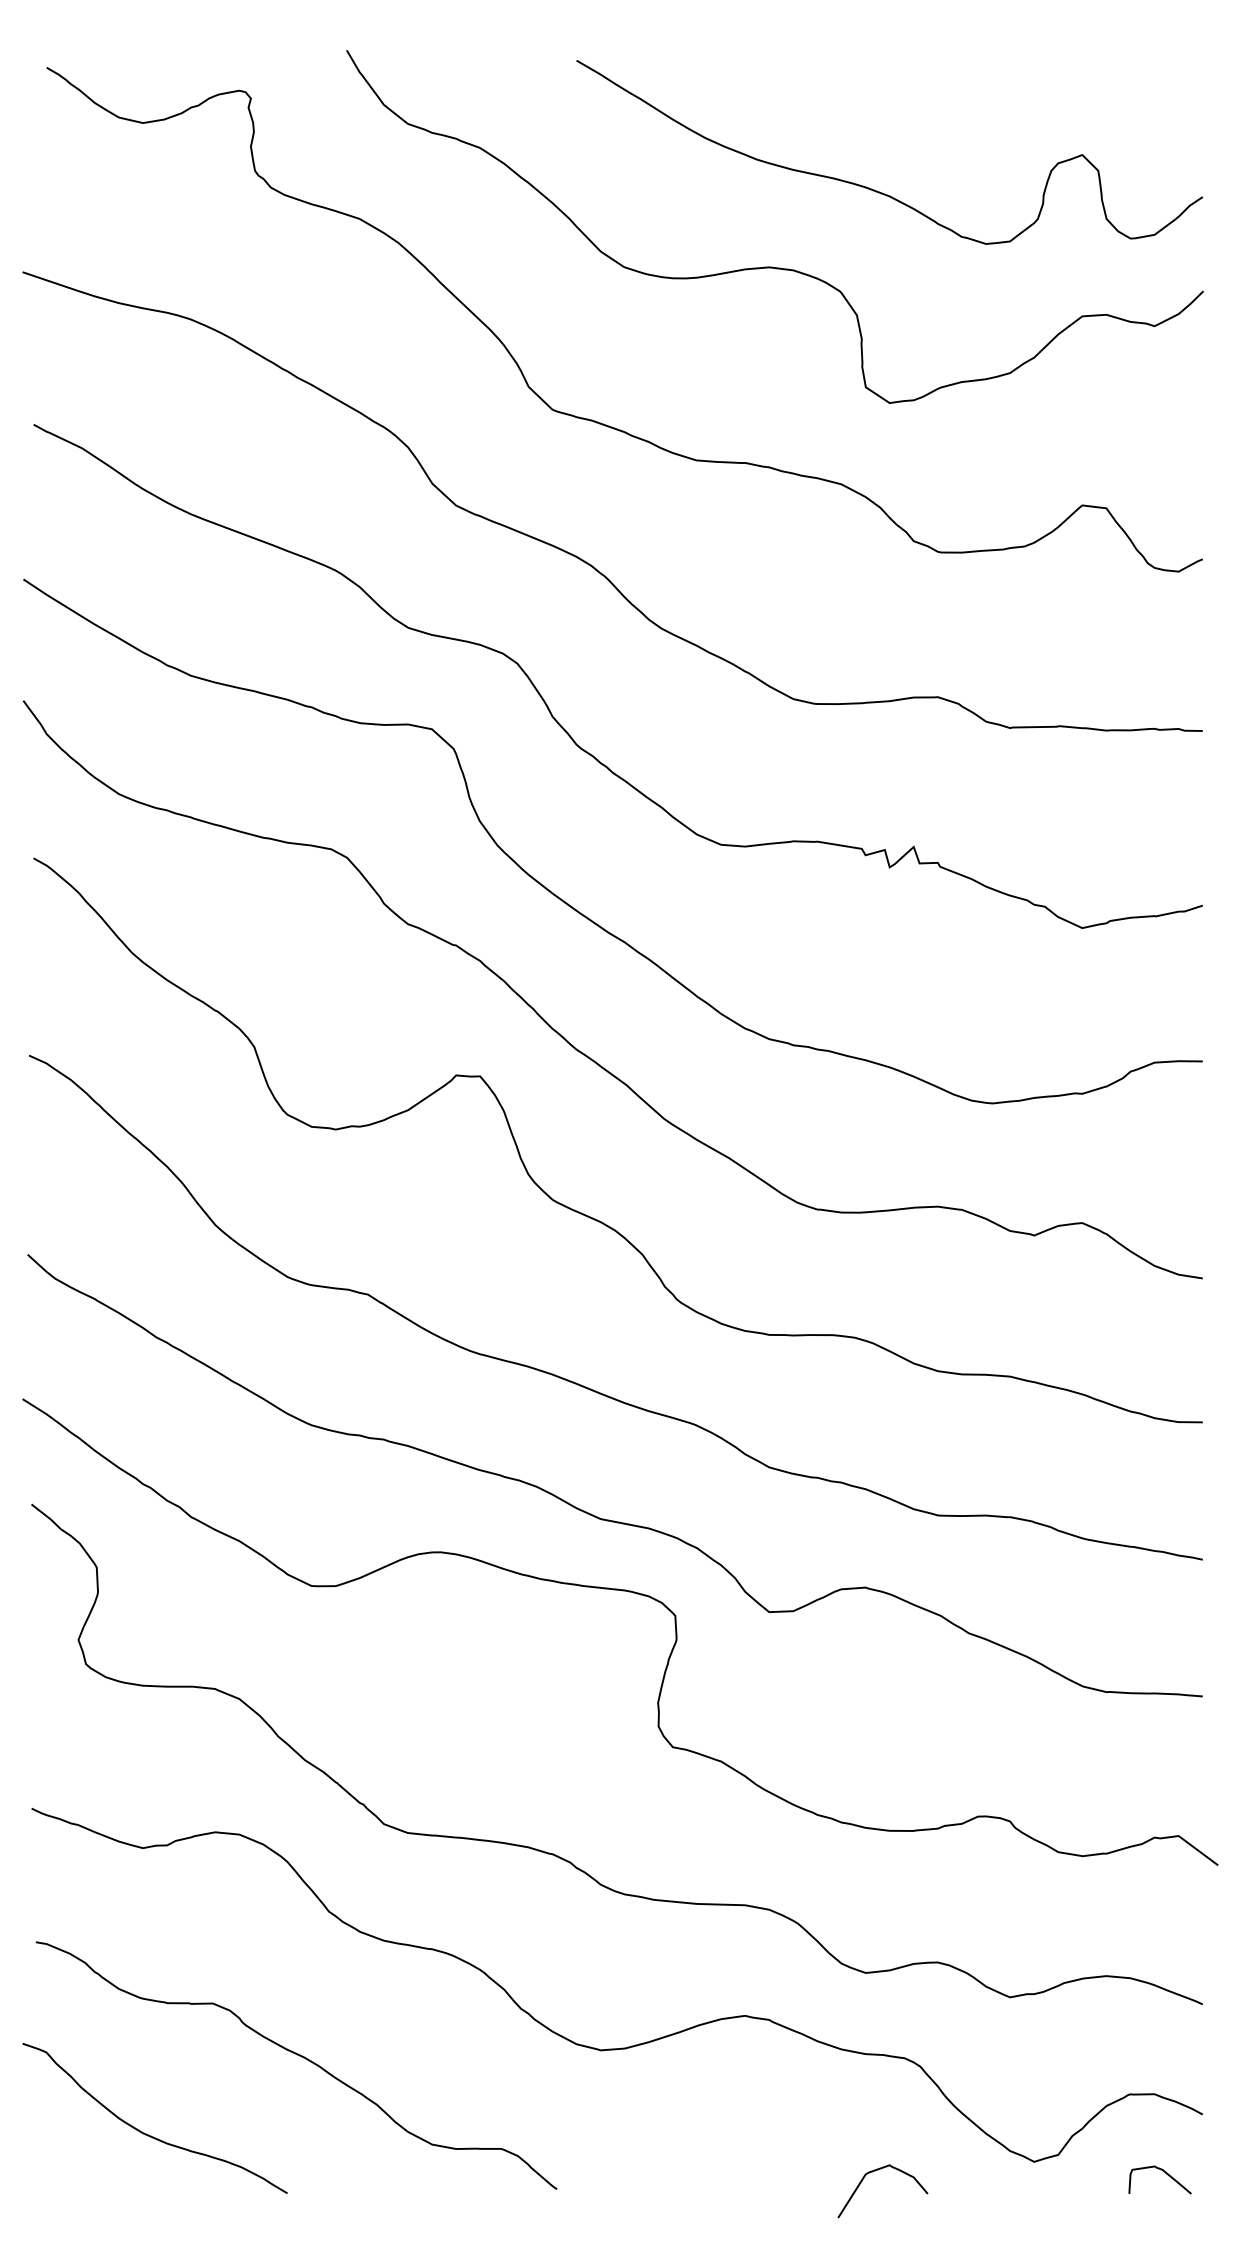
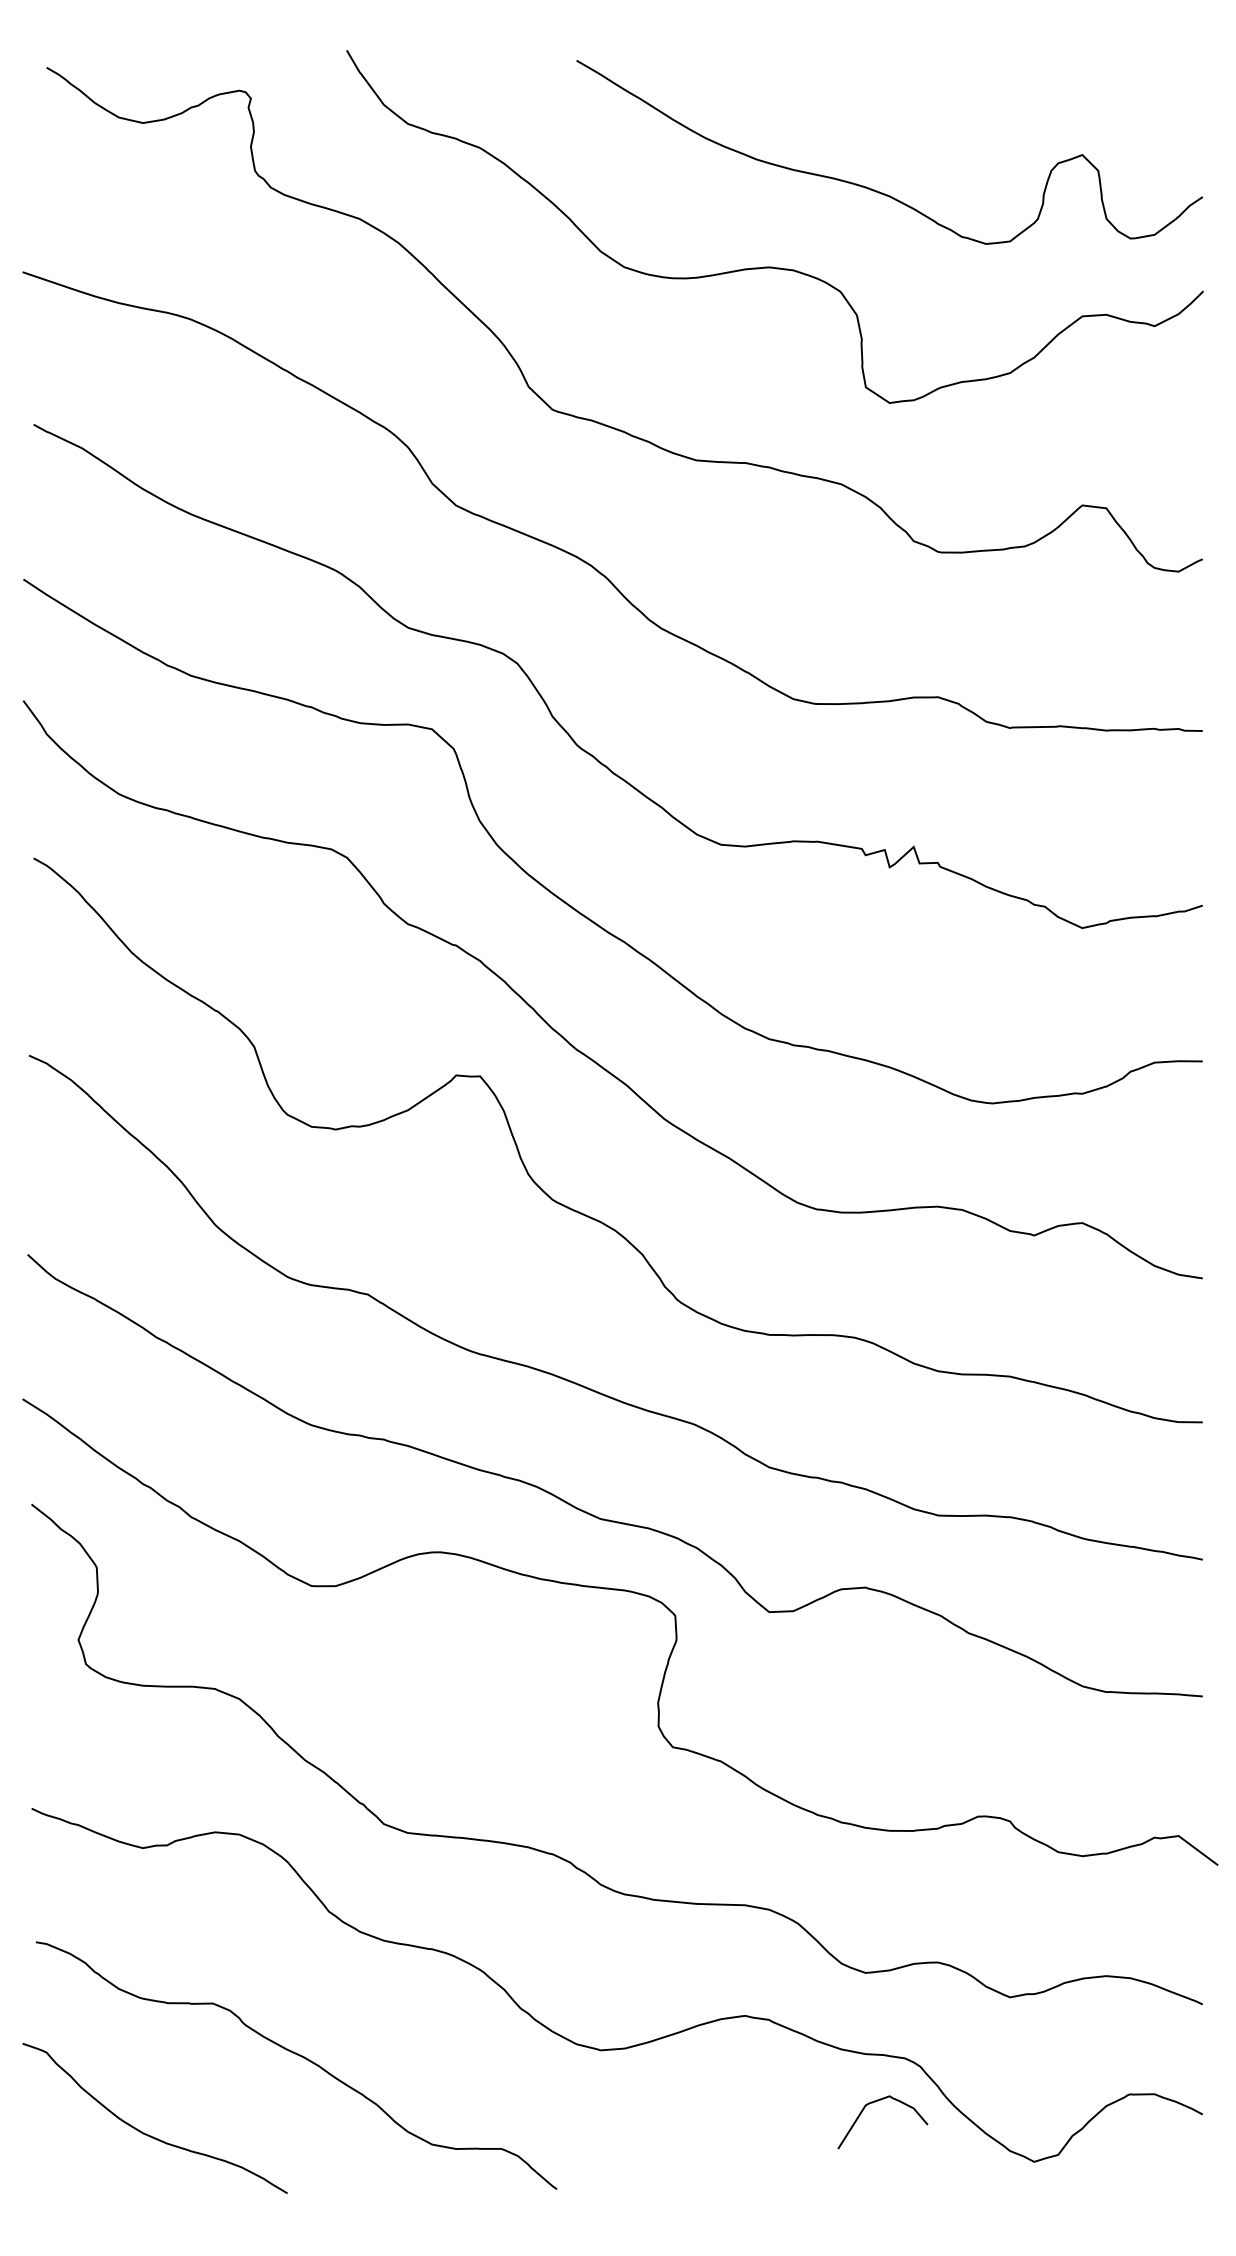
curve position: (875, 2171) -> (875, 2102) (875, 2102)
curve: present -> none (1165, 2173)
